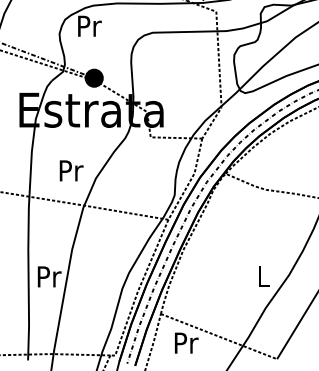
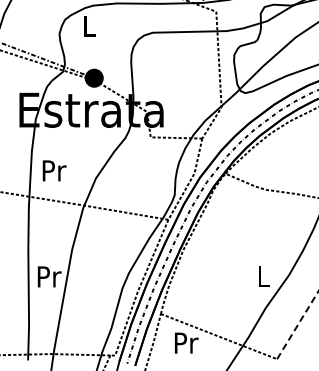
text: Pr -> L (89, 25)
text position: (71, 170) -> (54, 170) (54, 170)
line: solid -> dashed (298, 324)
